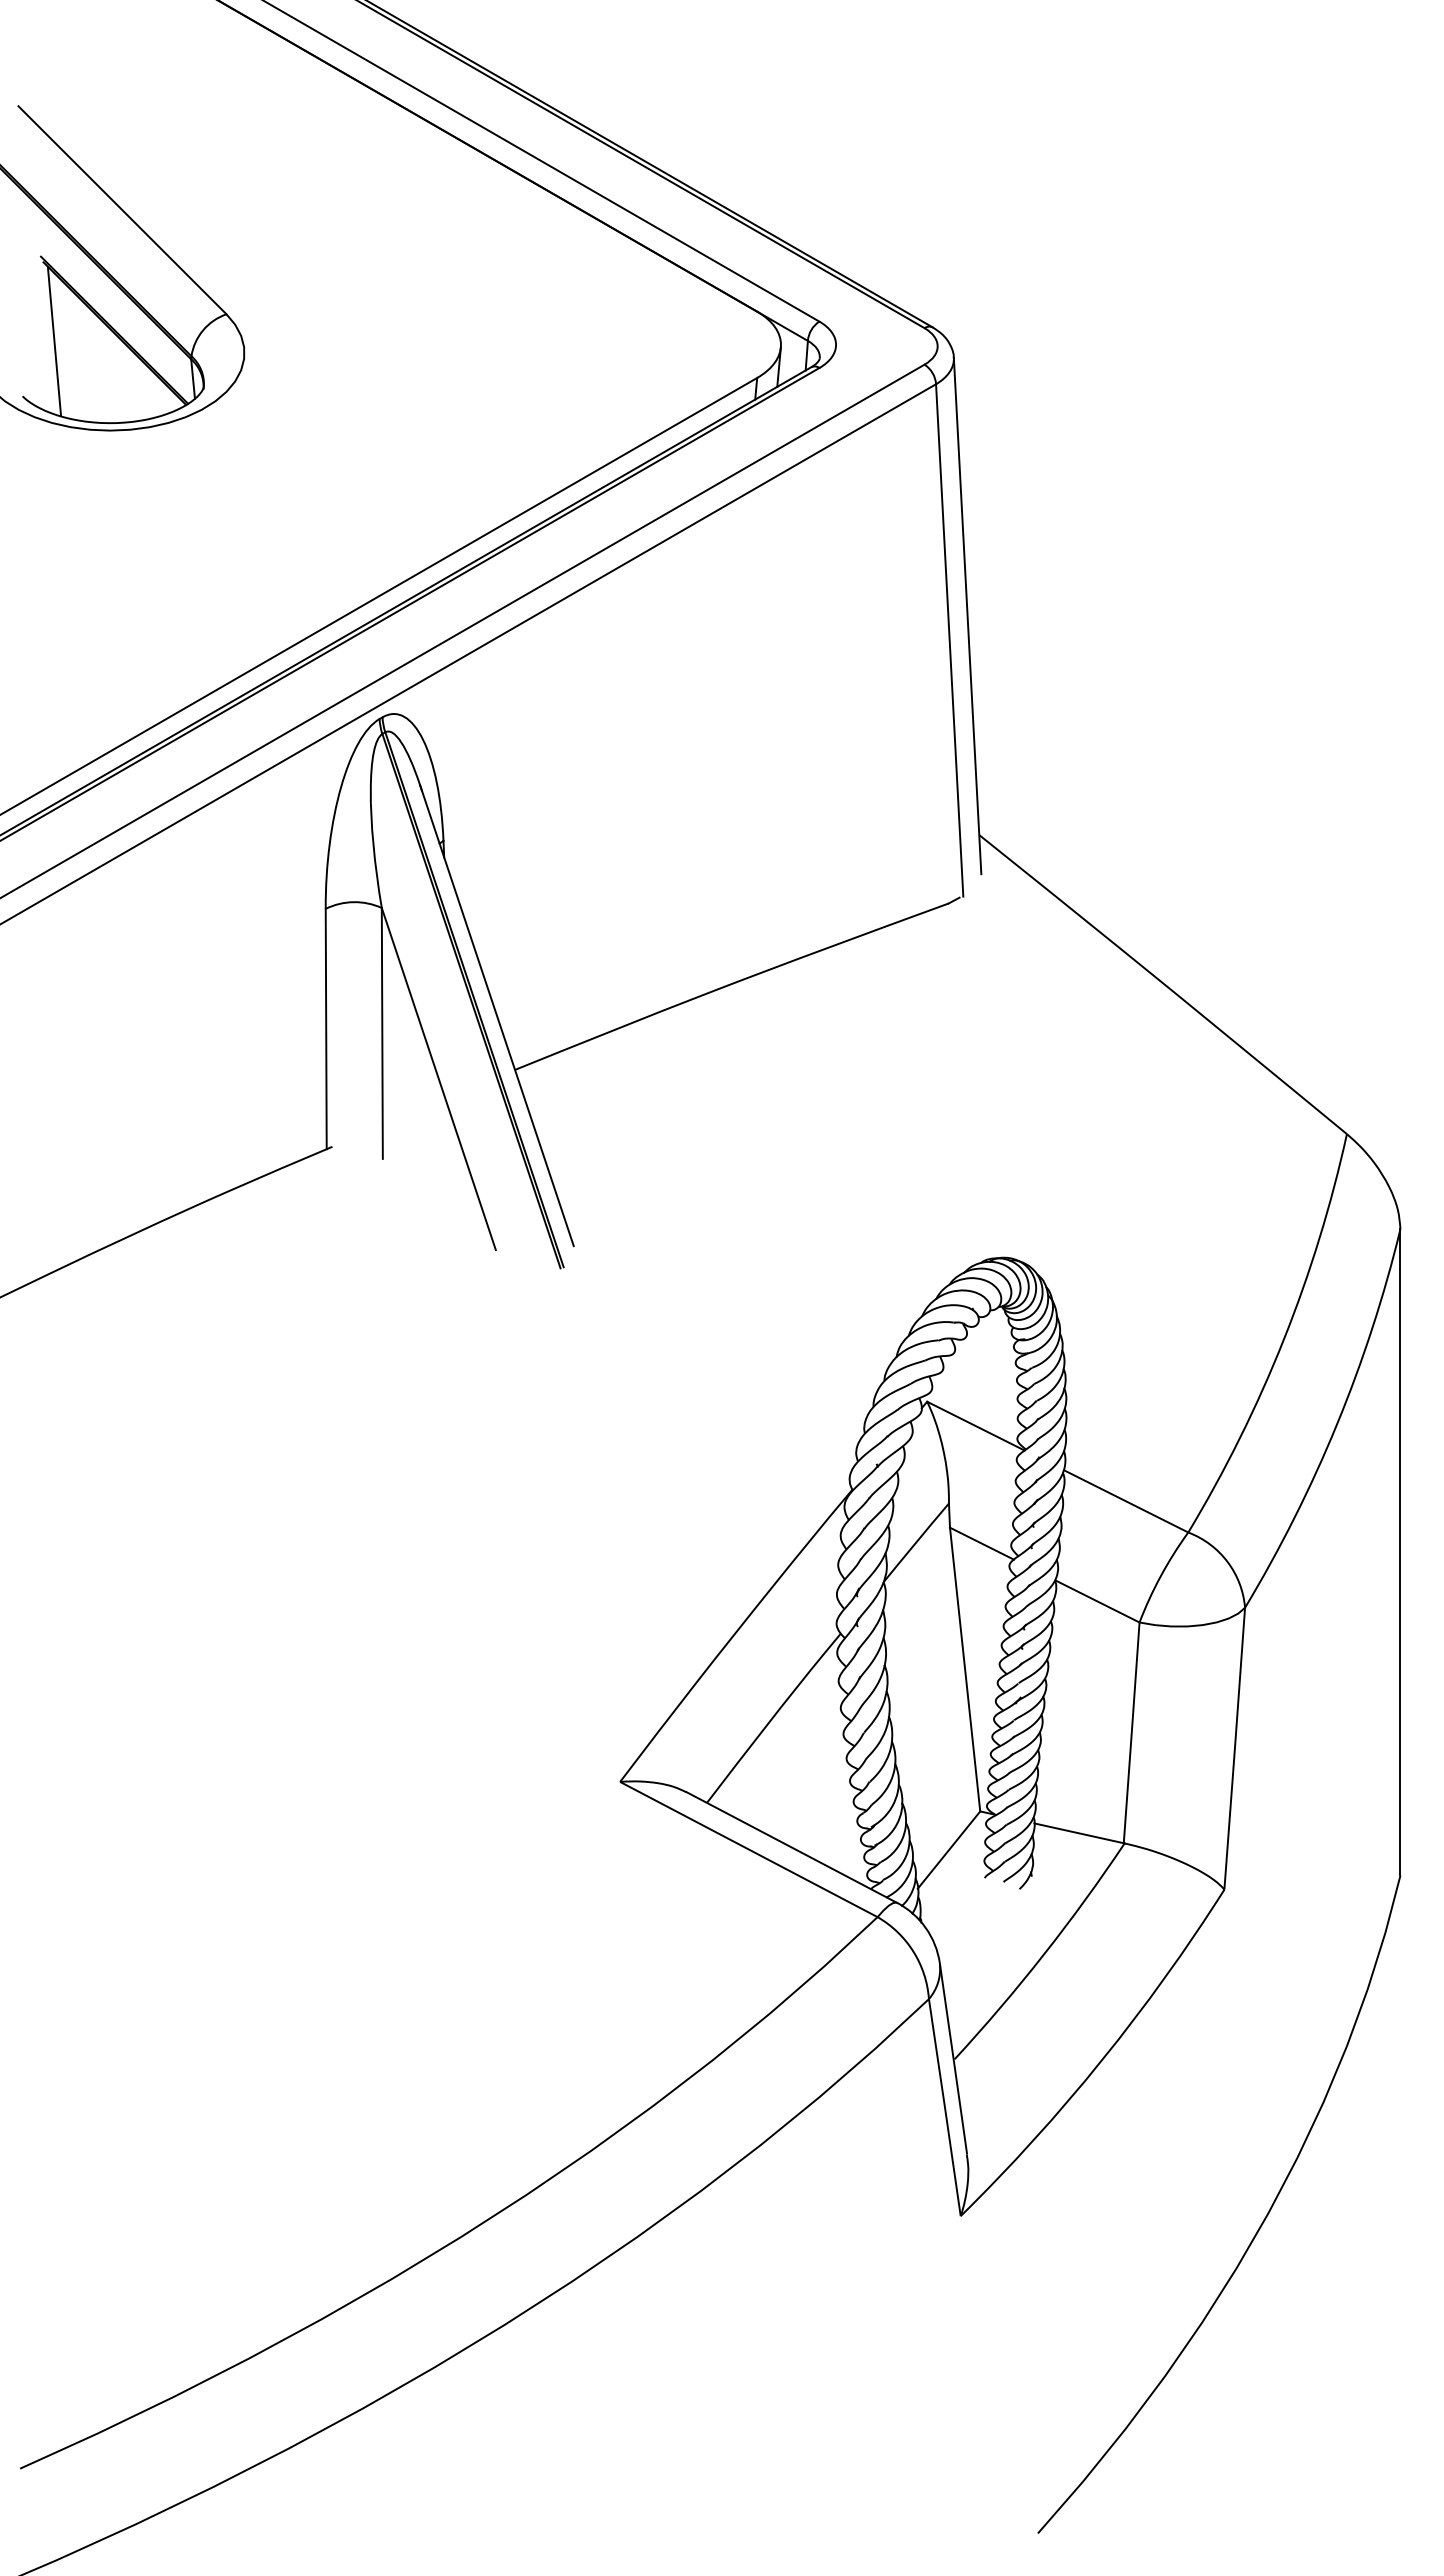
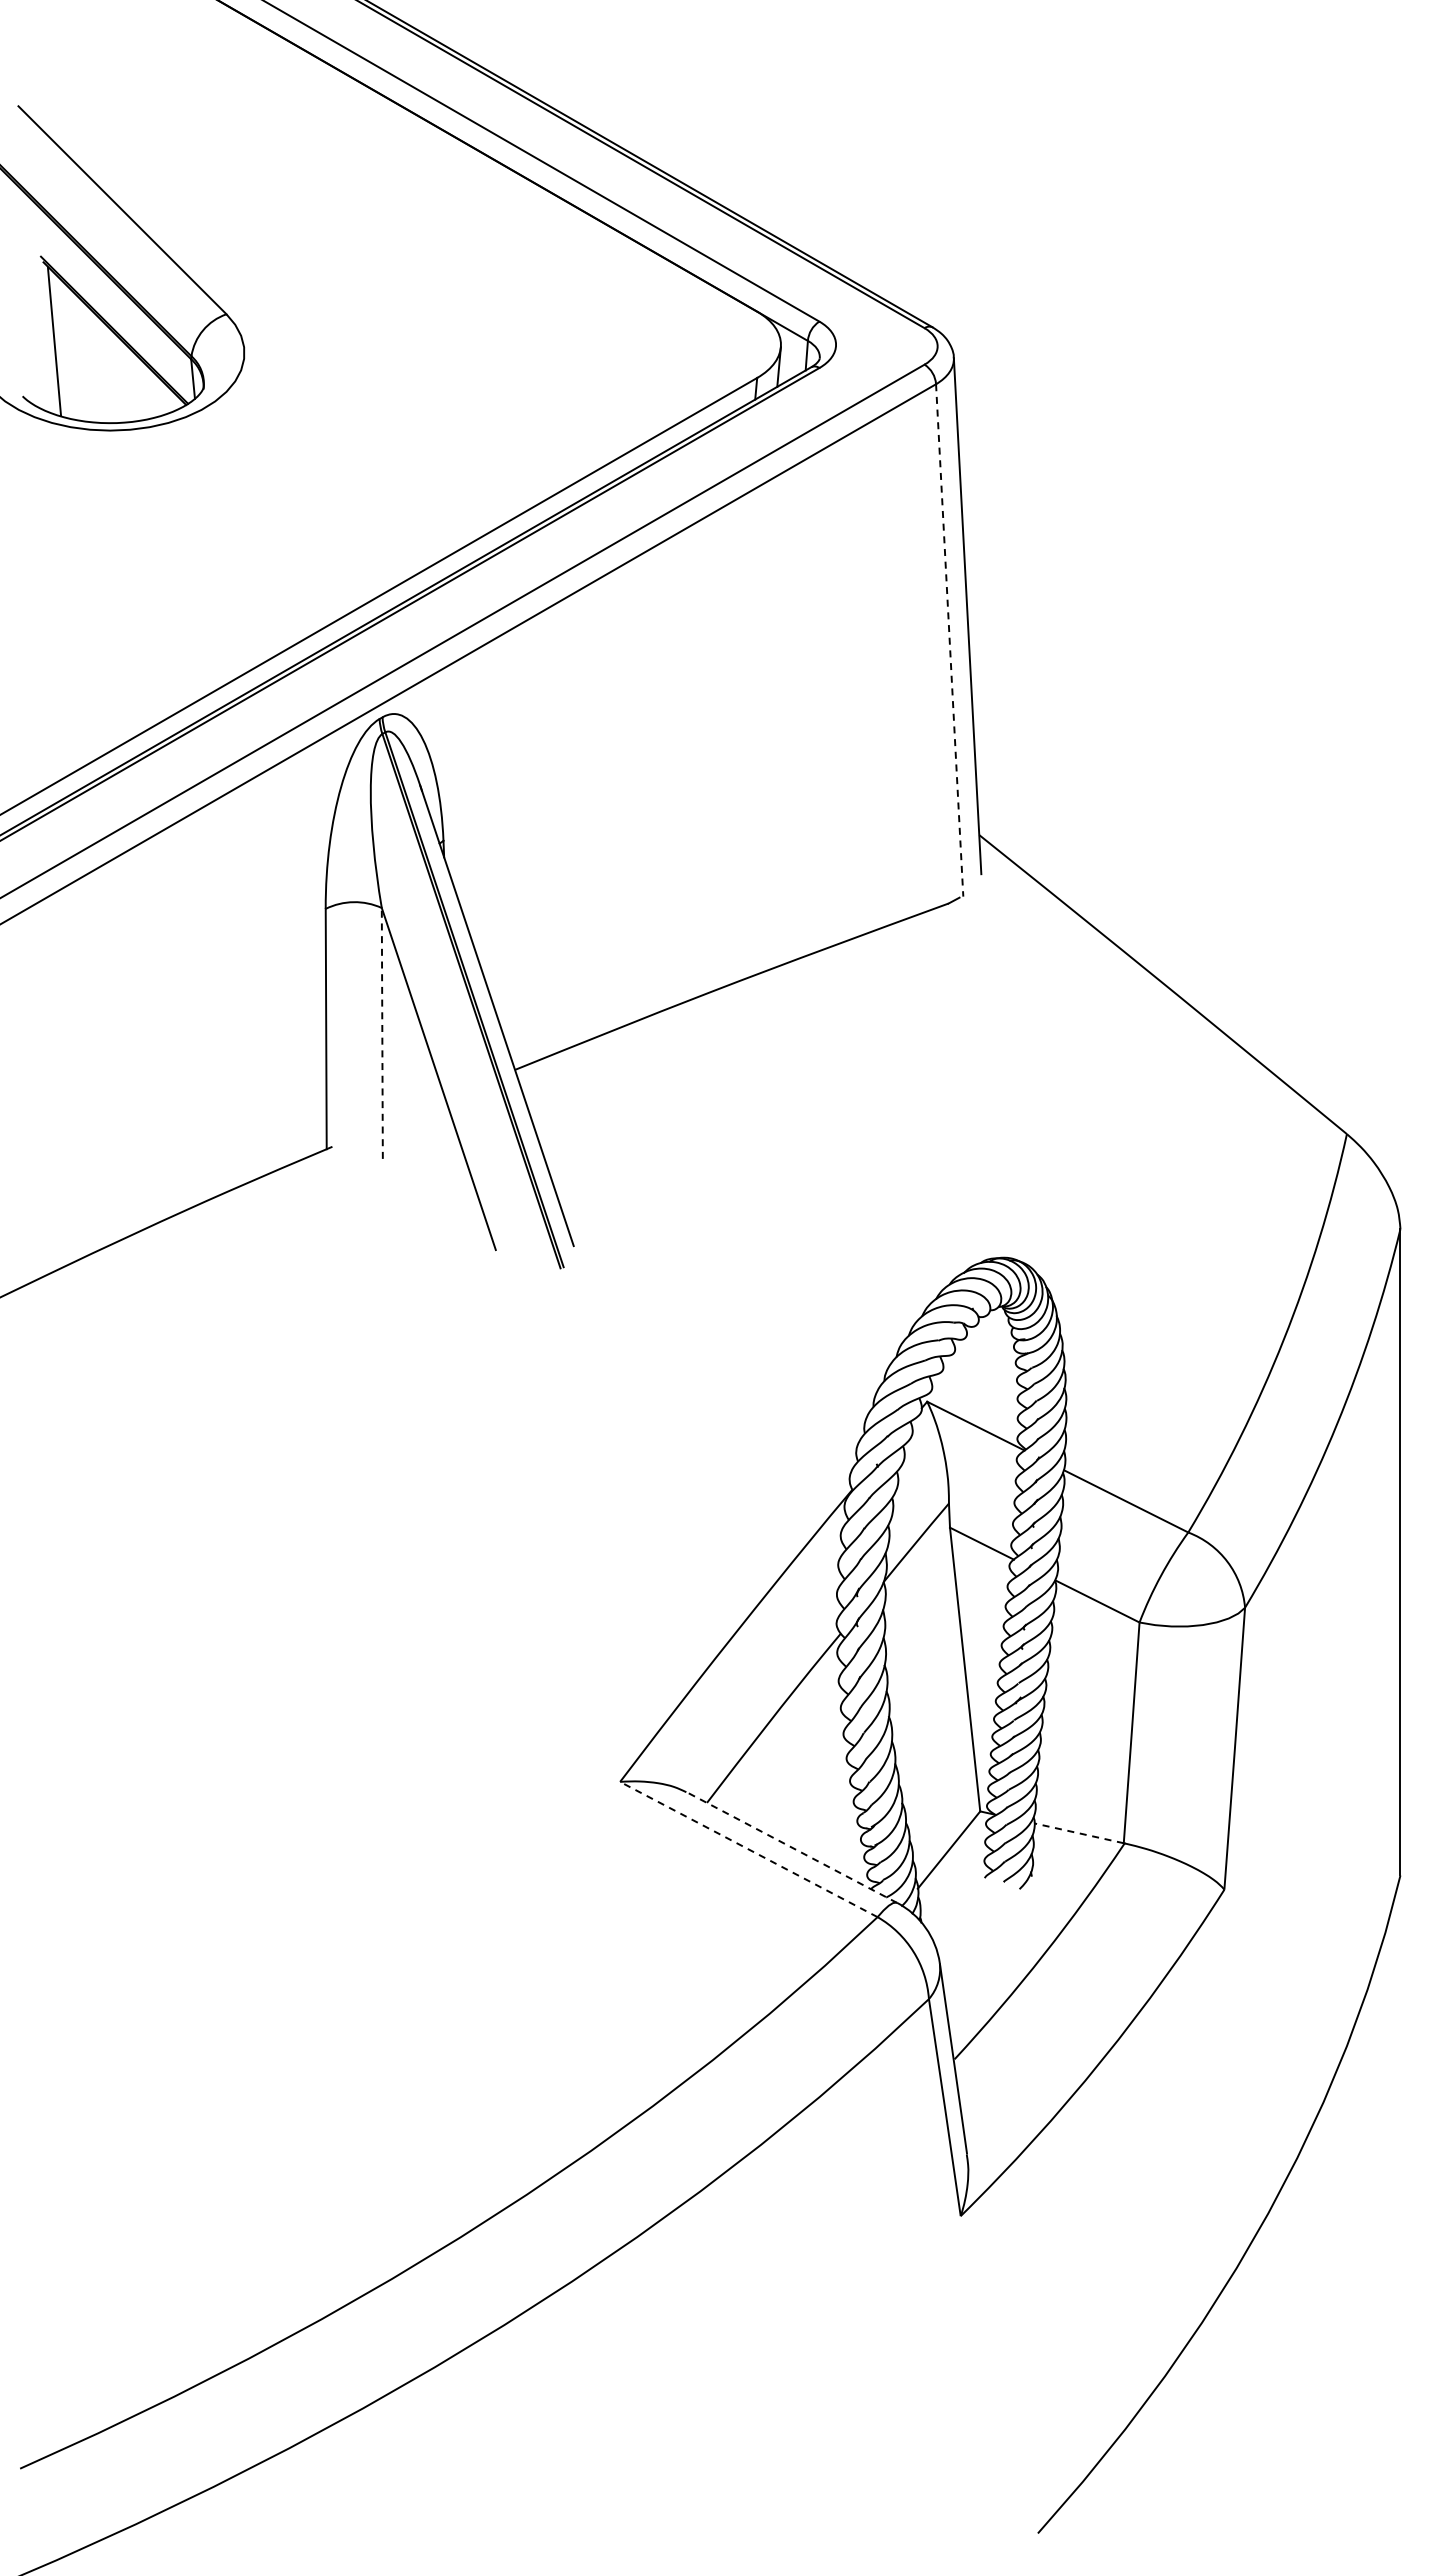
line: solid -> dashed (949, 640)
line: solid -> dashed (382, 1032)
line: solid -> dashed (1079, 1833)
line: solid -> dashed (791, 1847)
line: solid -> dashed (747, 1848)
